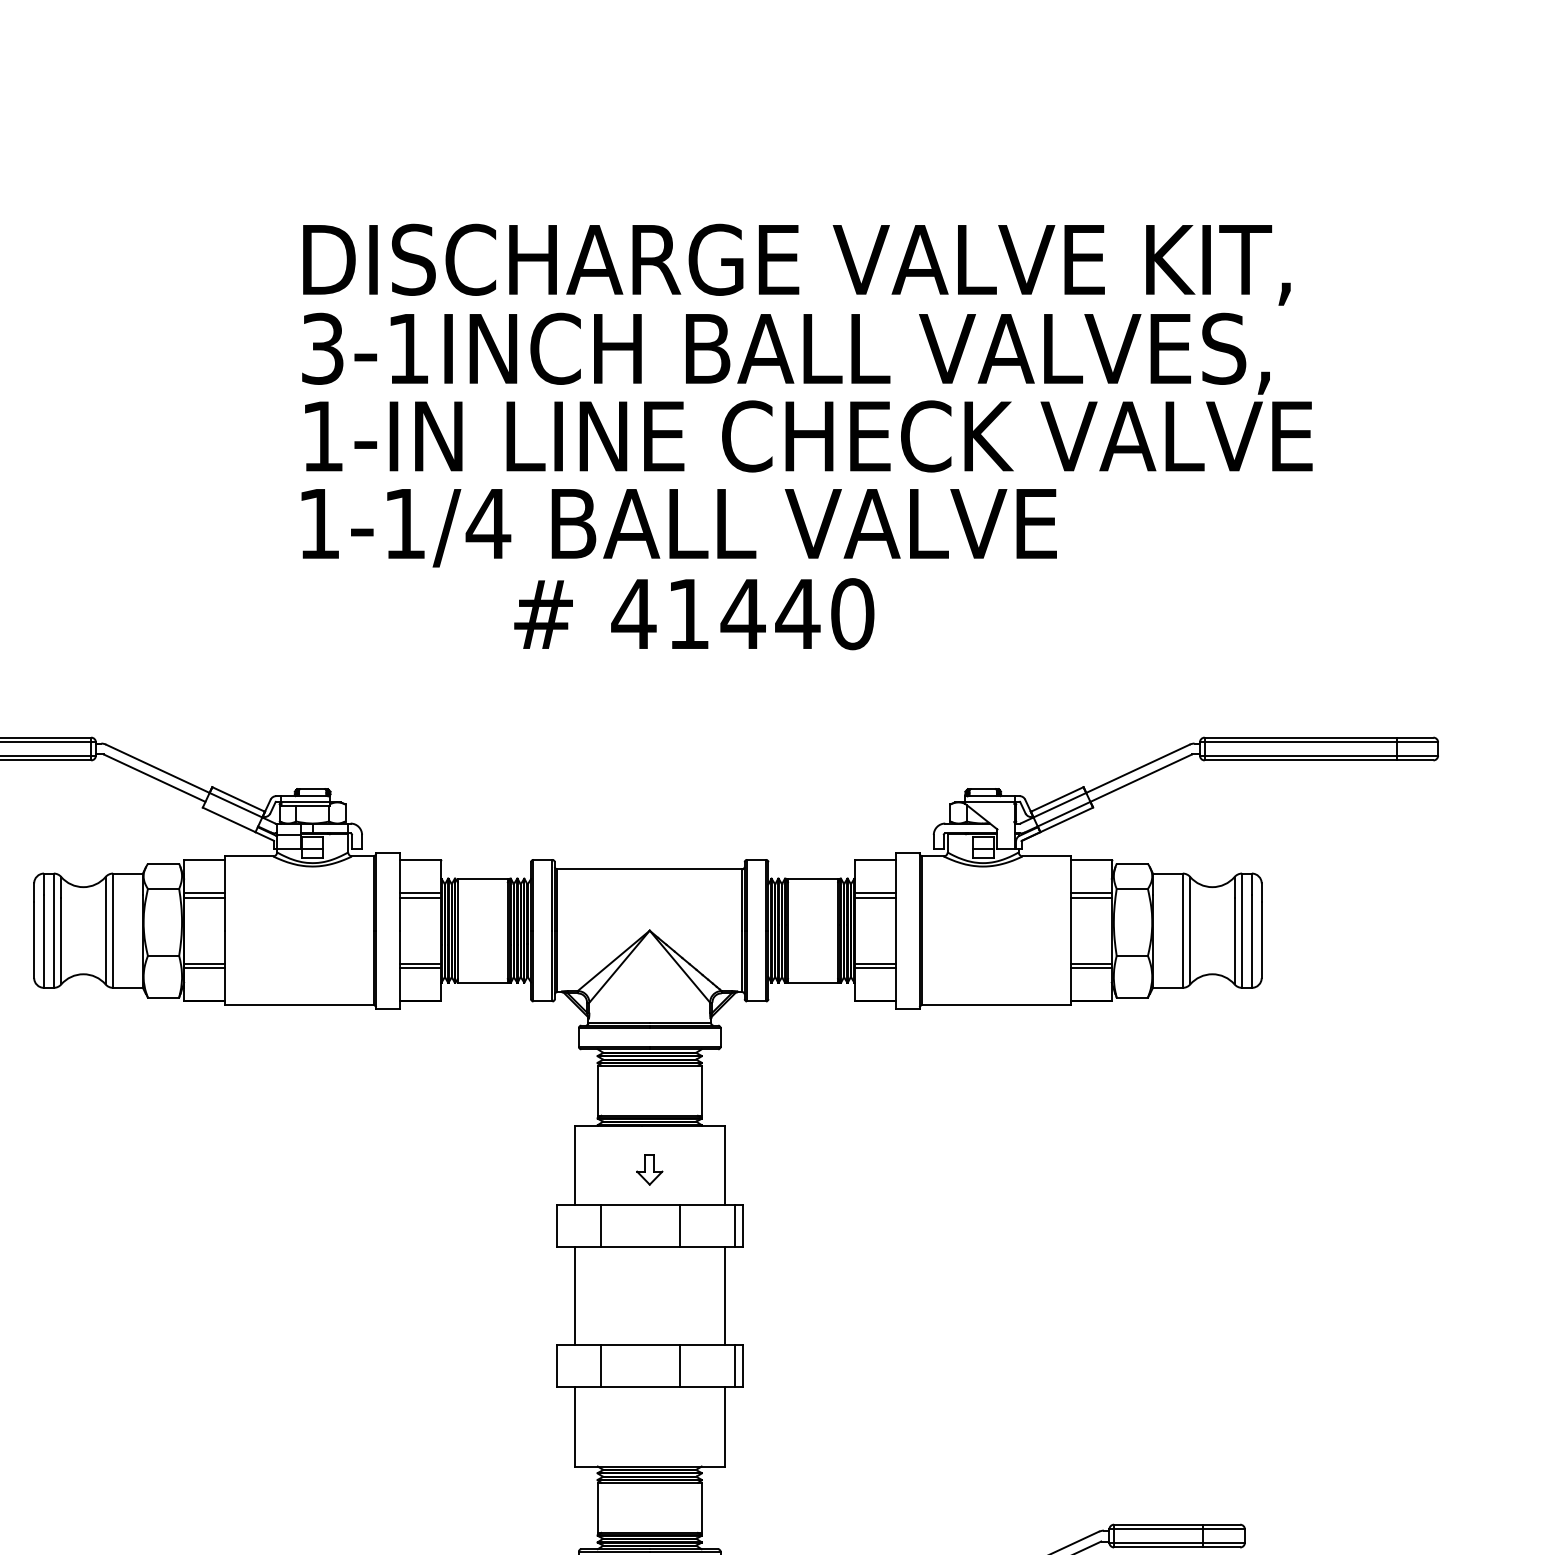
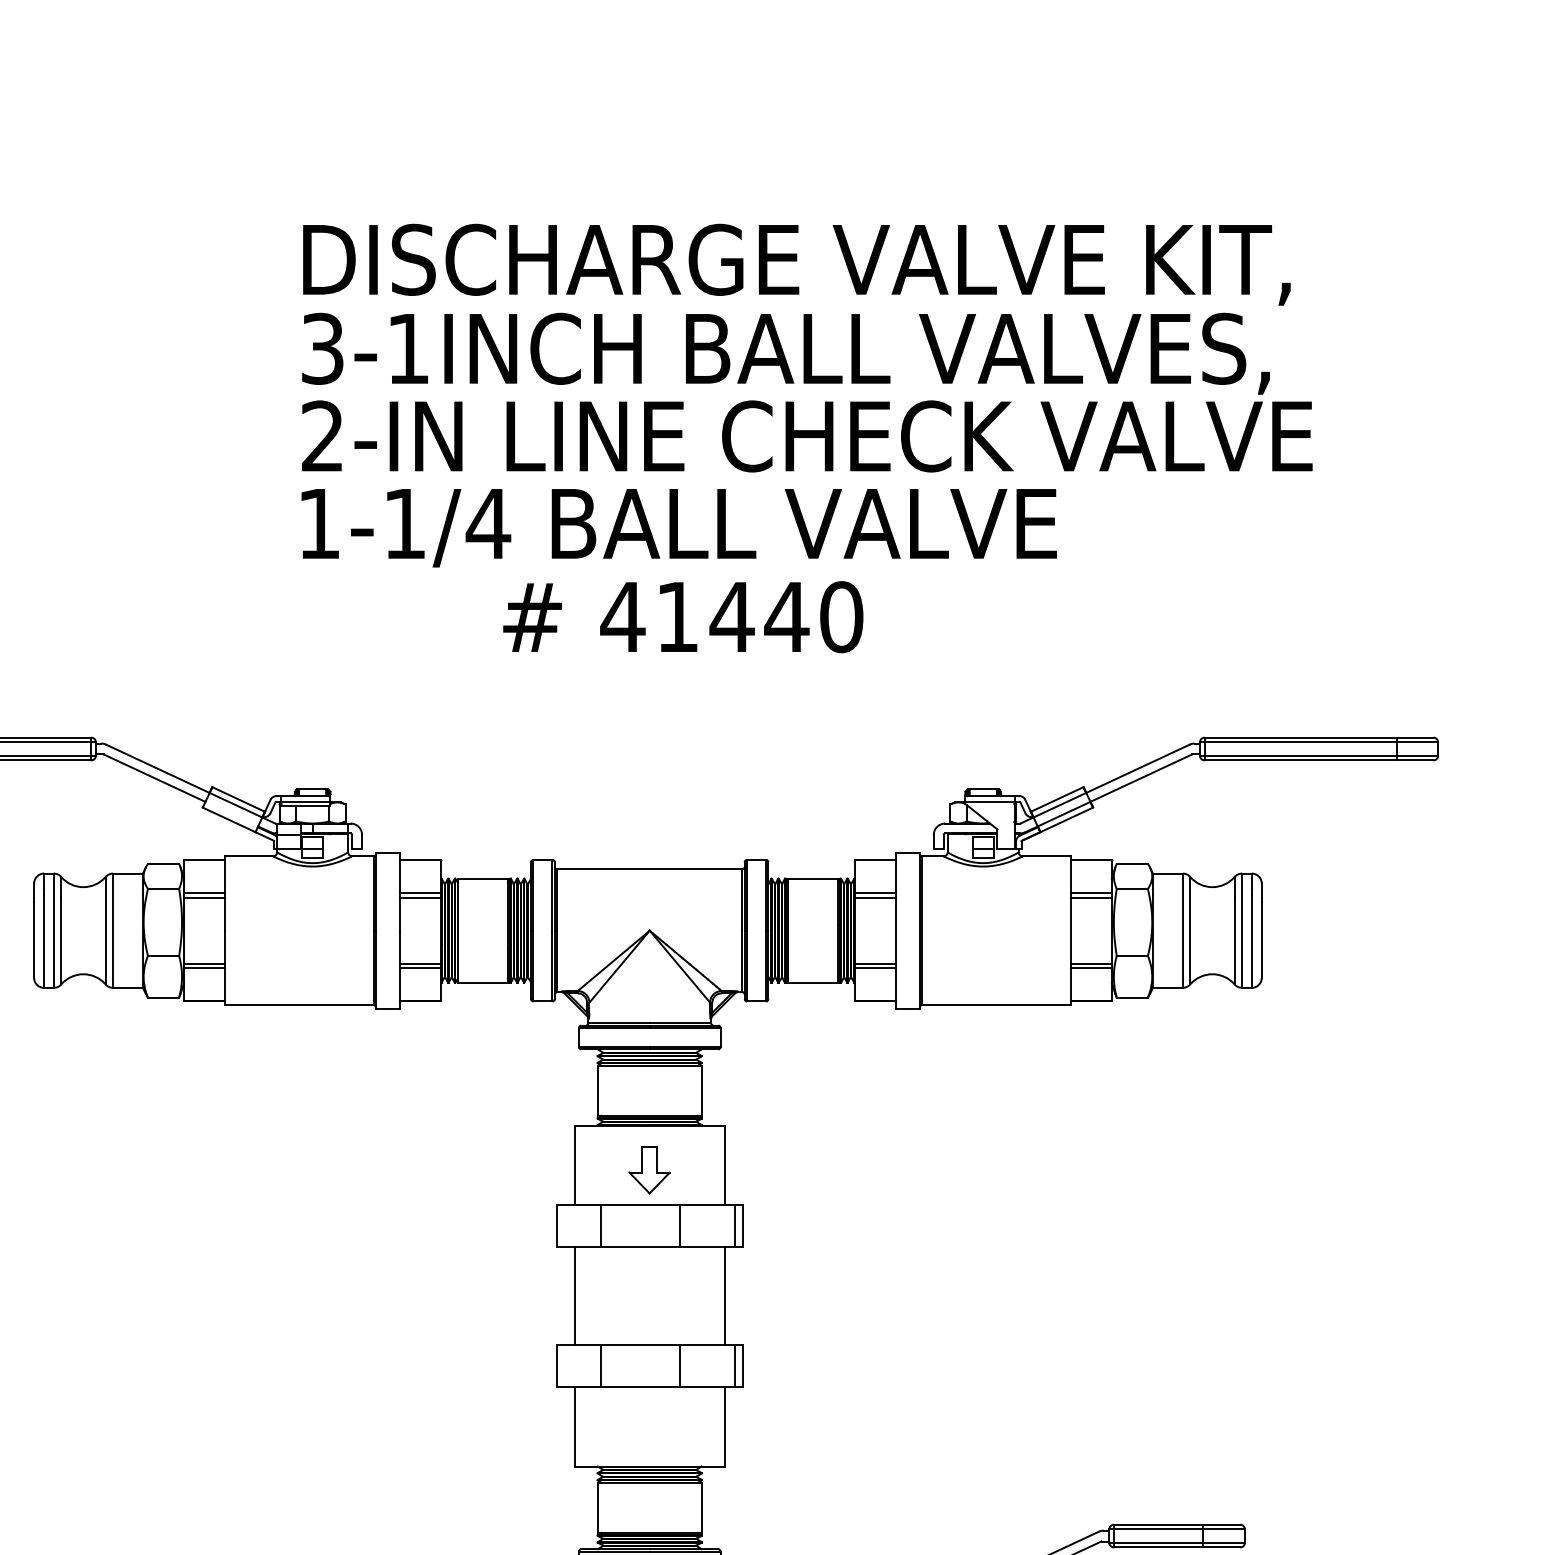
text: 1-IN -> 2-IN (322, 435)
text position: (694, 614) -> (683, 617) (683, 617)
part size: 28x32 px -> 43x49 px (649, 1170)
